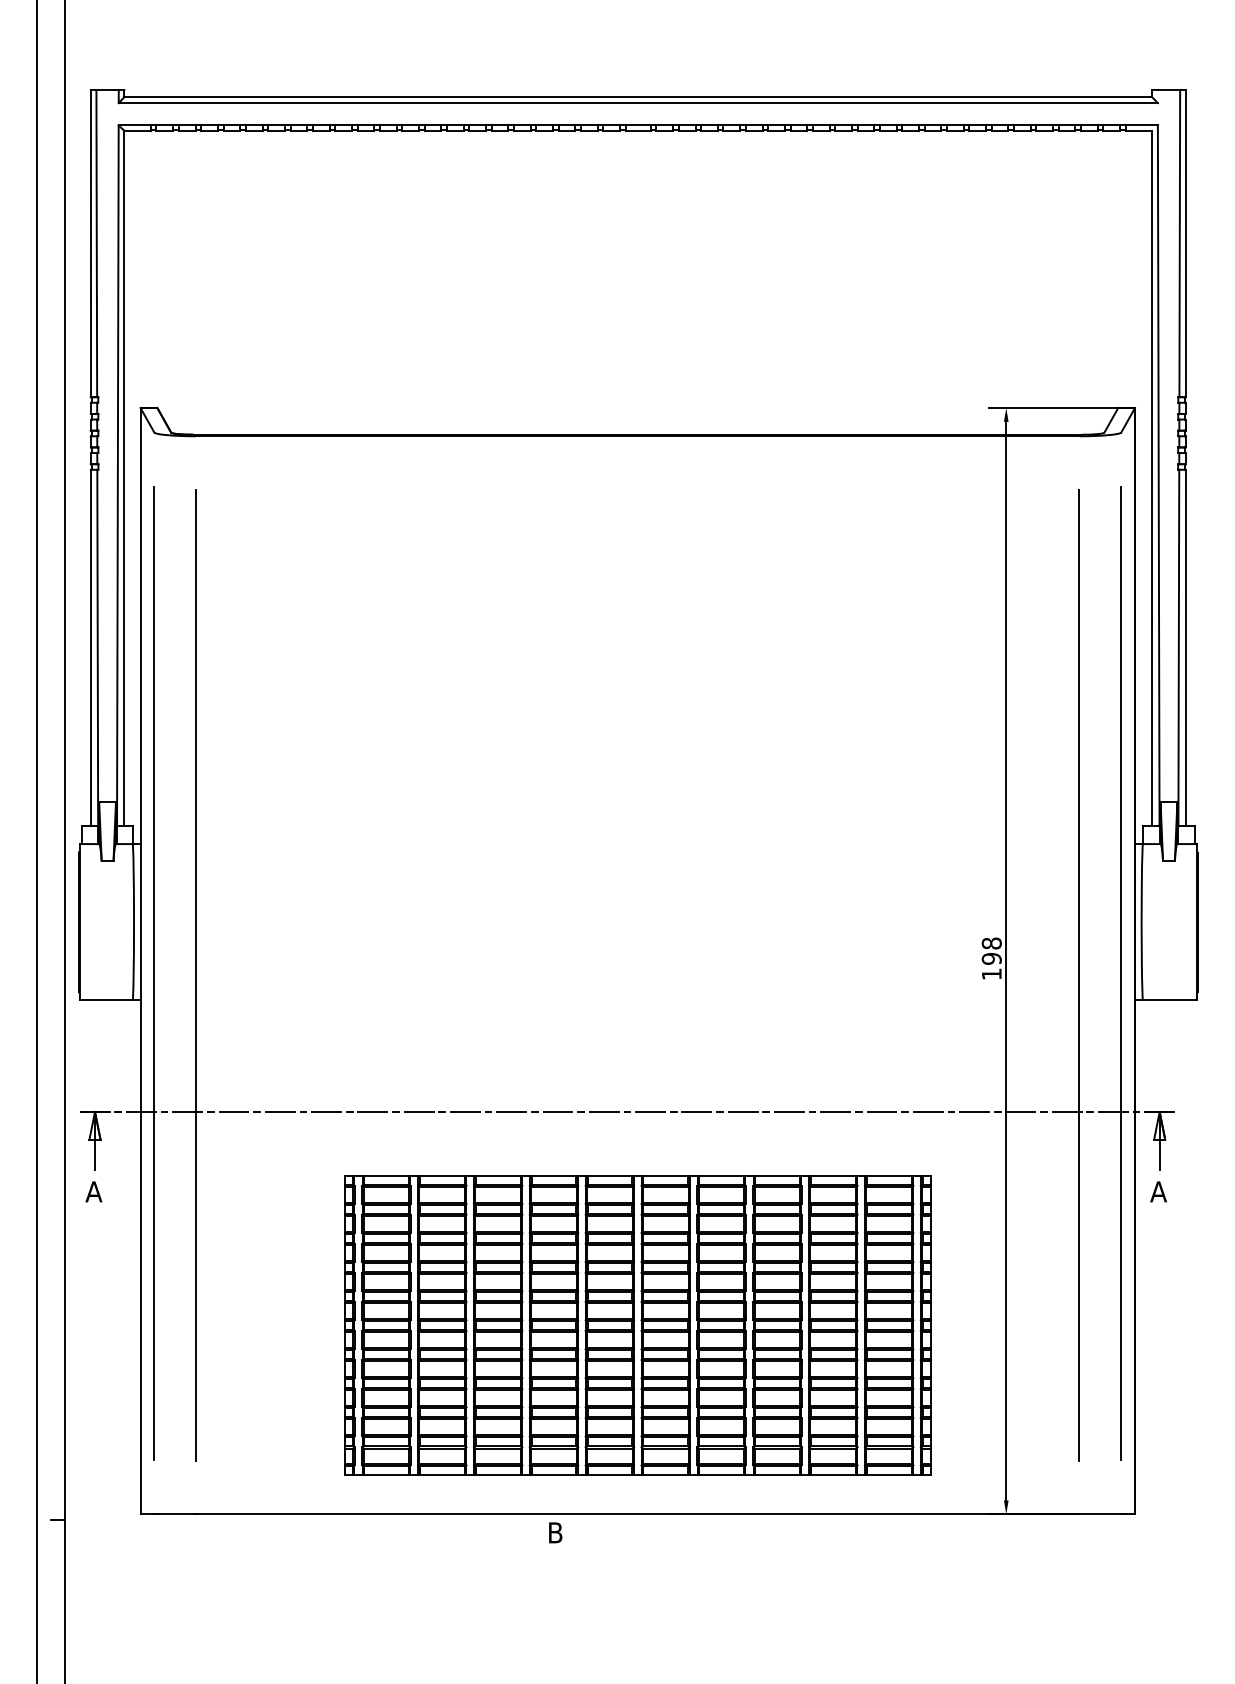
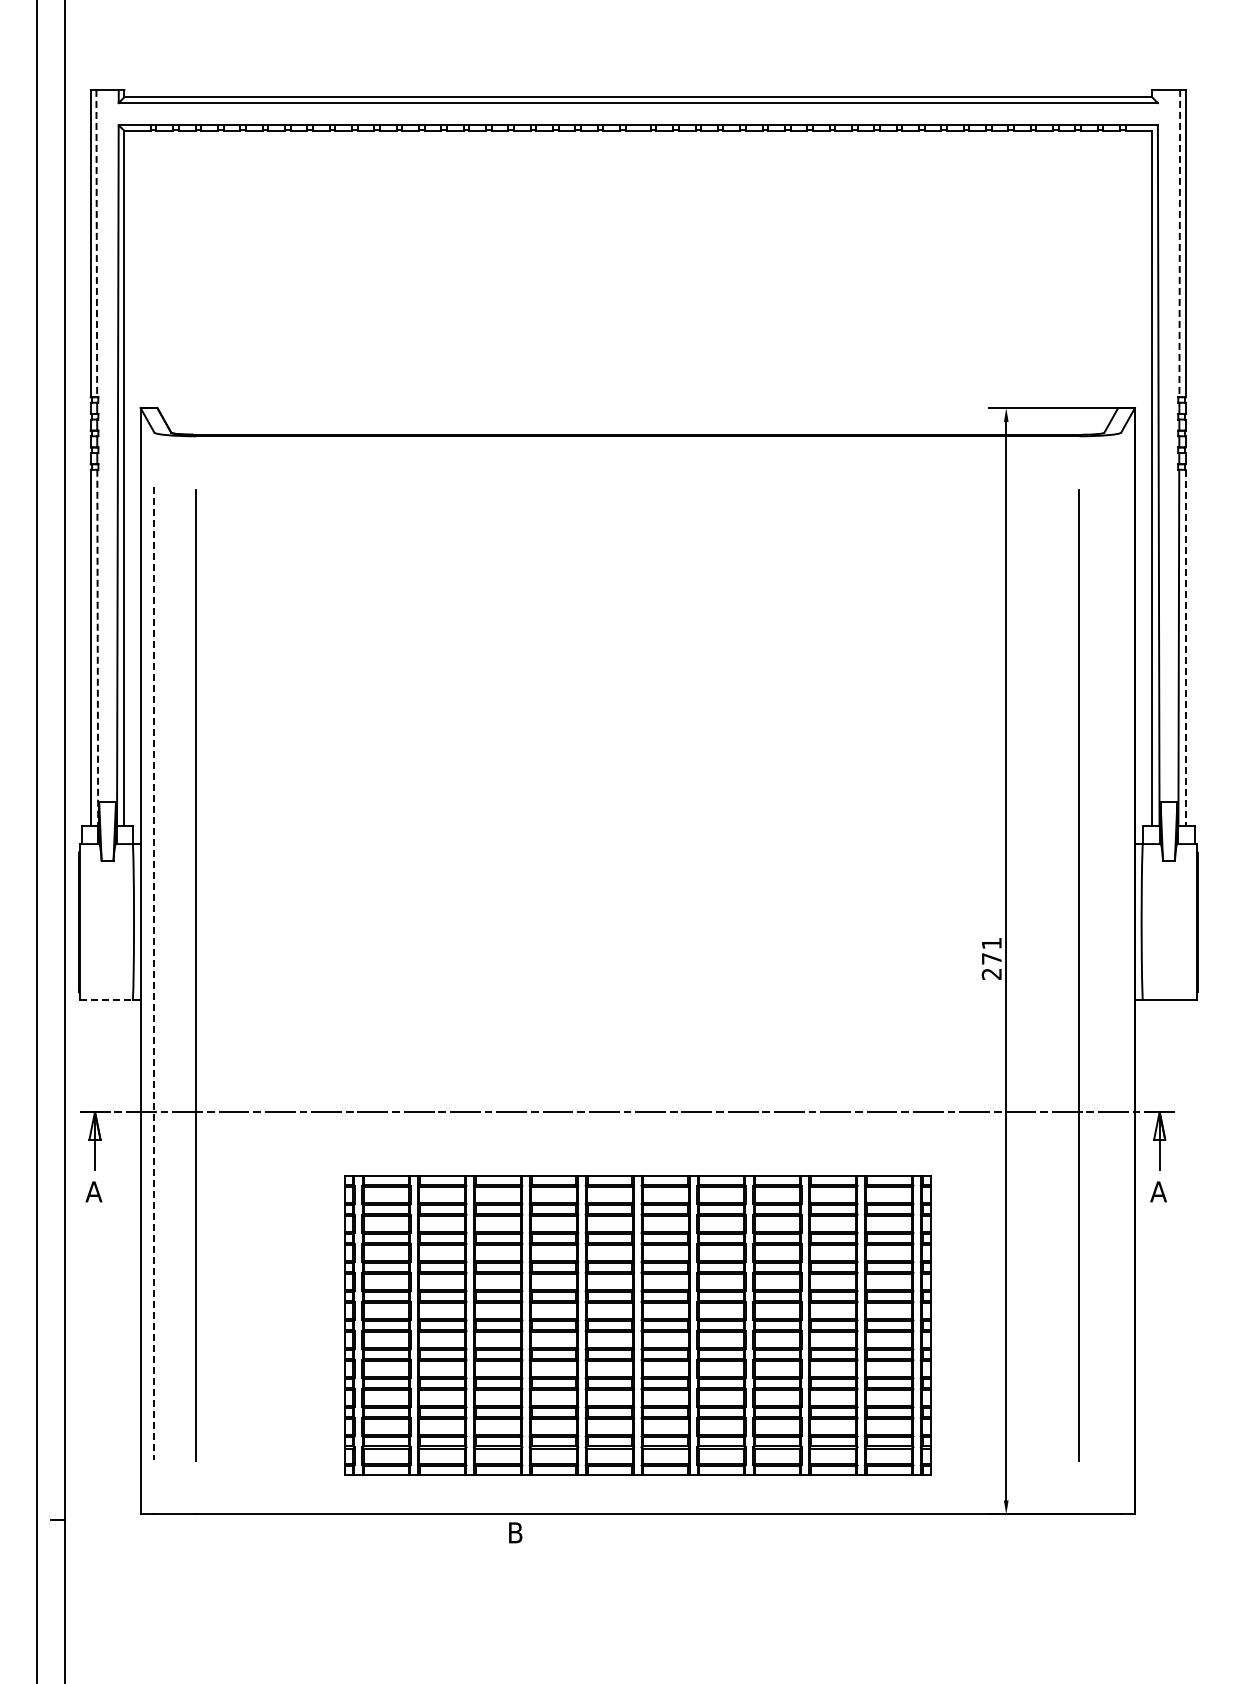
line: solid -> dashed (96, 243)
line: solid -> dashed (1179, 243)
line: solid -> dashed (97, 648)
line: solid -> dashed (1185, 648)
text: 198 -> 271 (991, 958)
line: solid -> dashed (154, 973)
line: present -> none (1121, 973)
line: solid -> dashed (106, 1000)
text position: (555, 1532) -> (515, 1532) (515, 1532)
